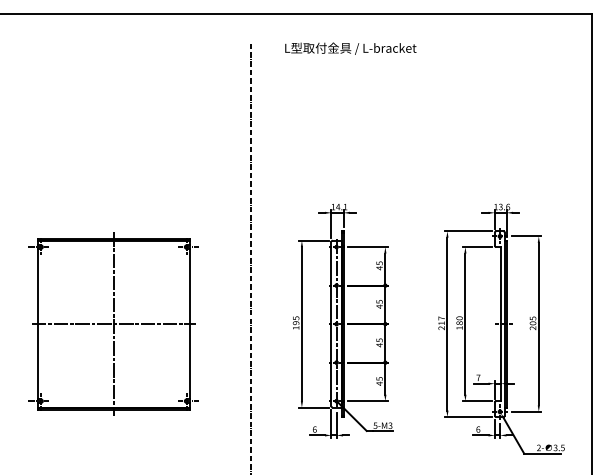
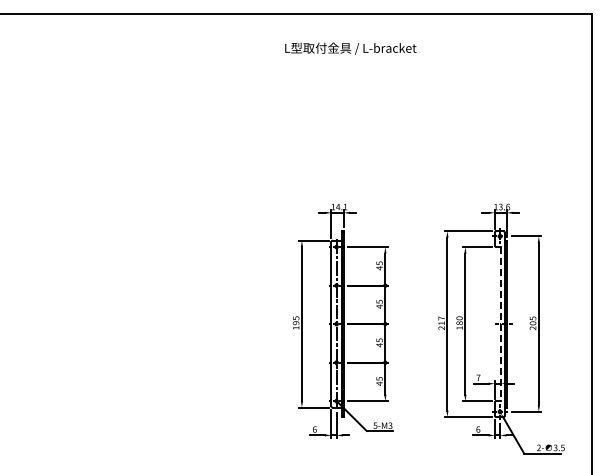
line: present -> none (250, 257)
part: present -> none (113, 323)
line: solid -> dashed (500, 324)
